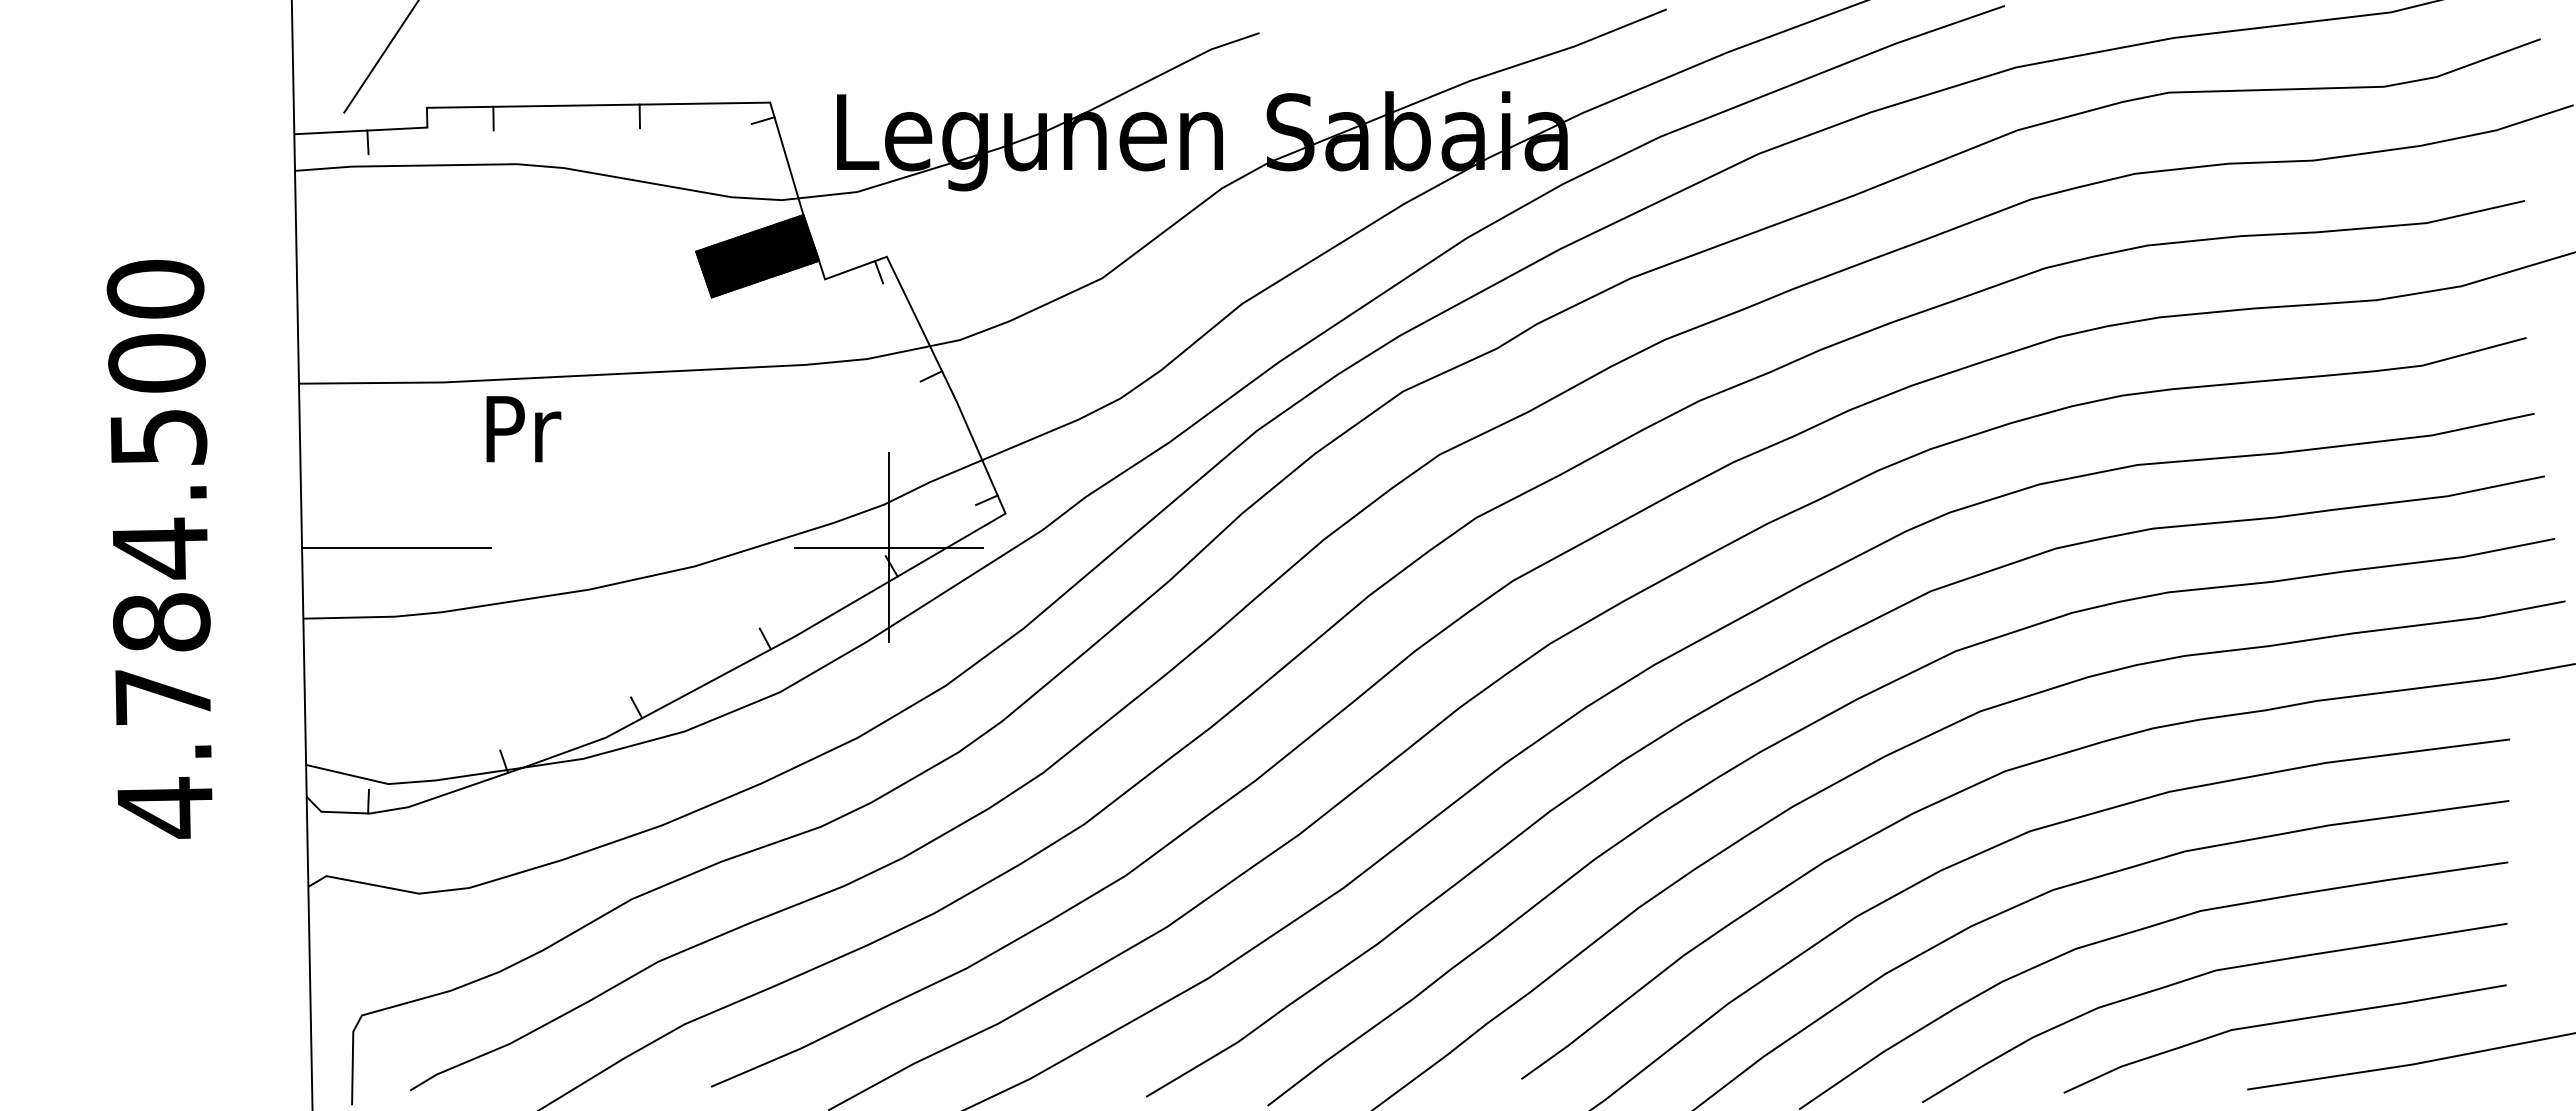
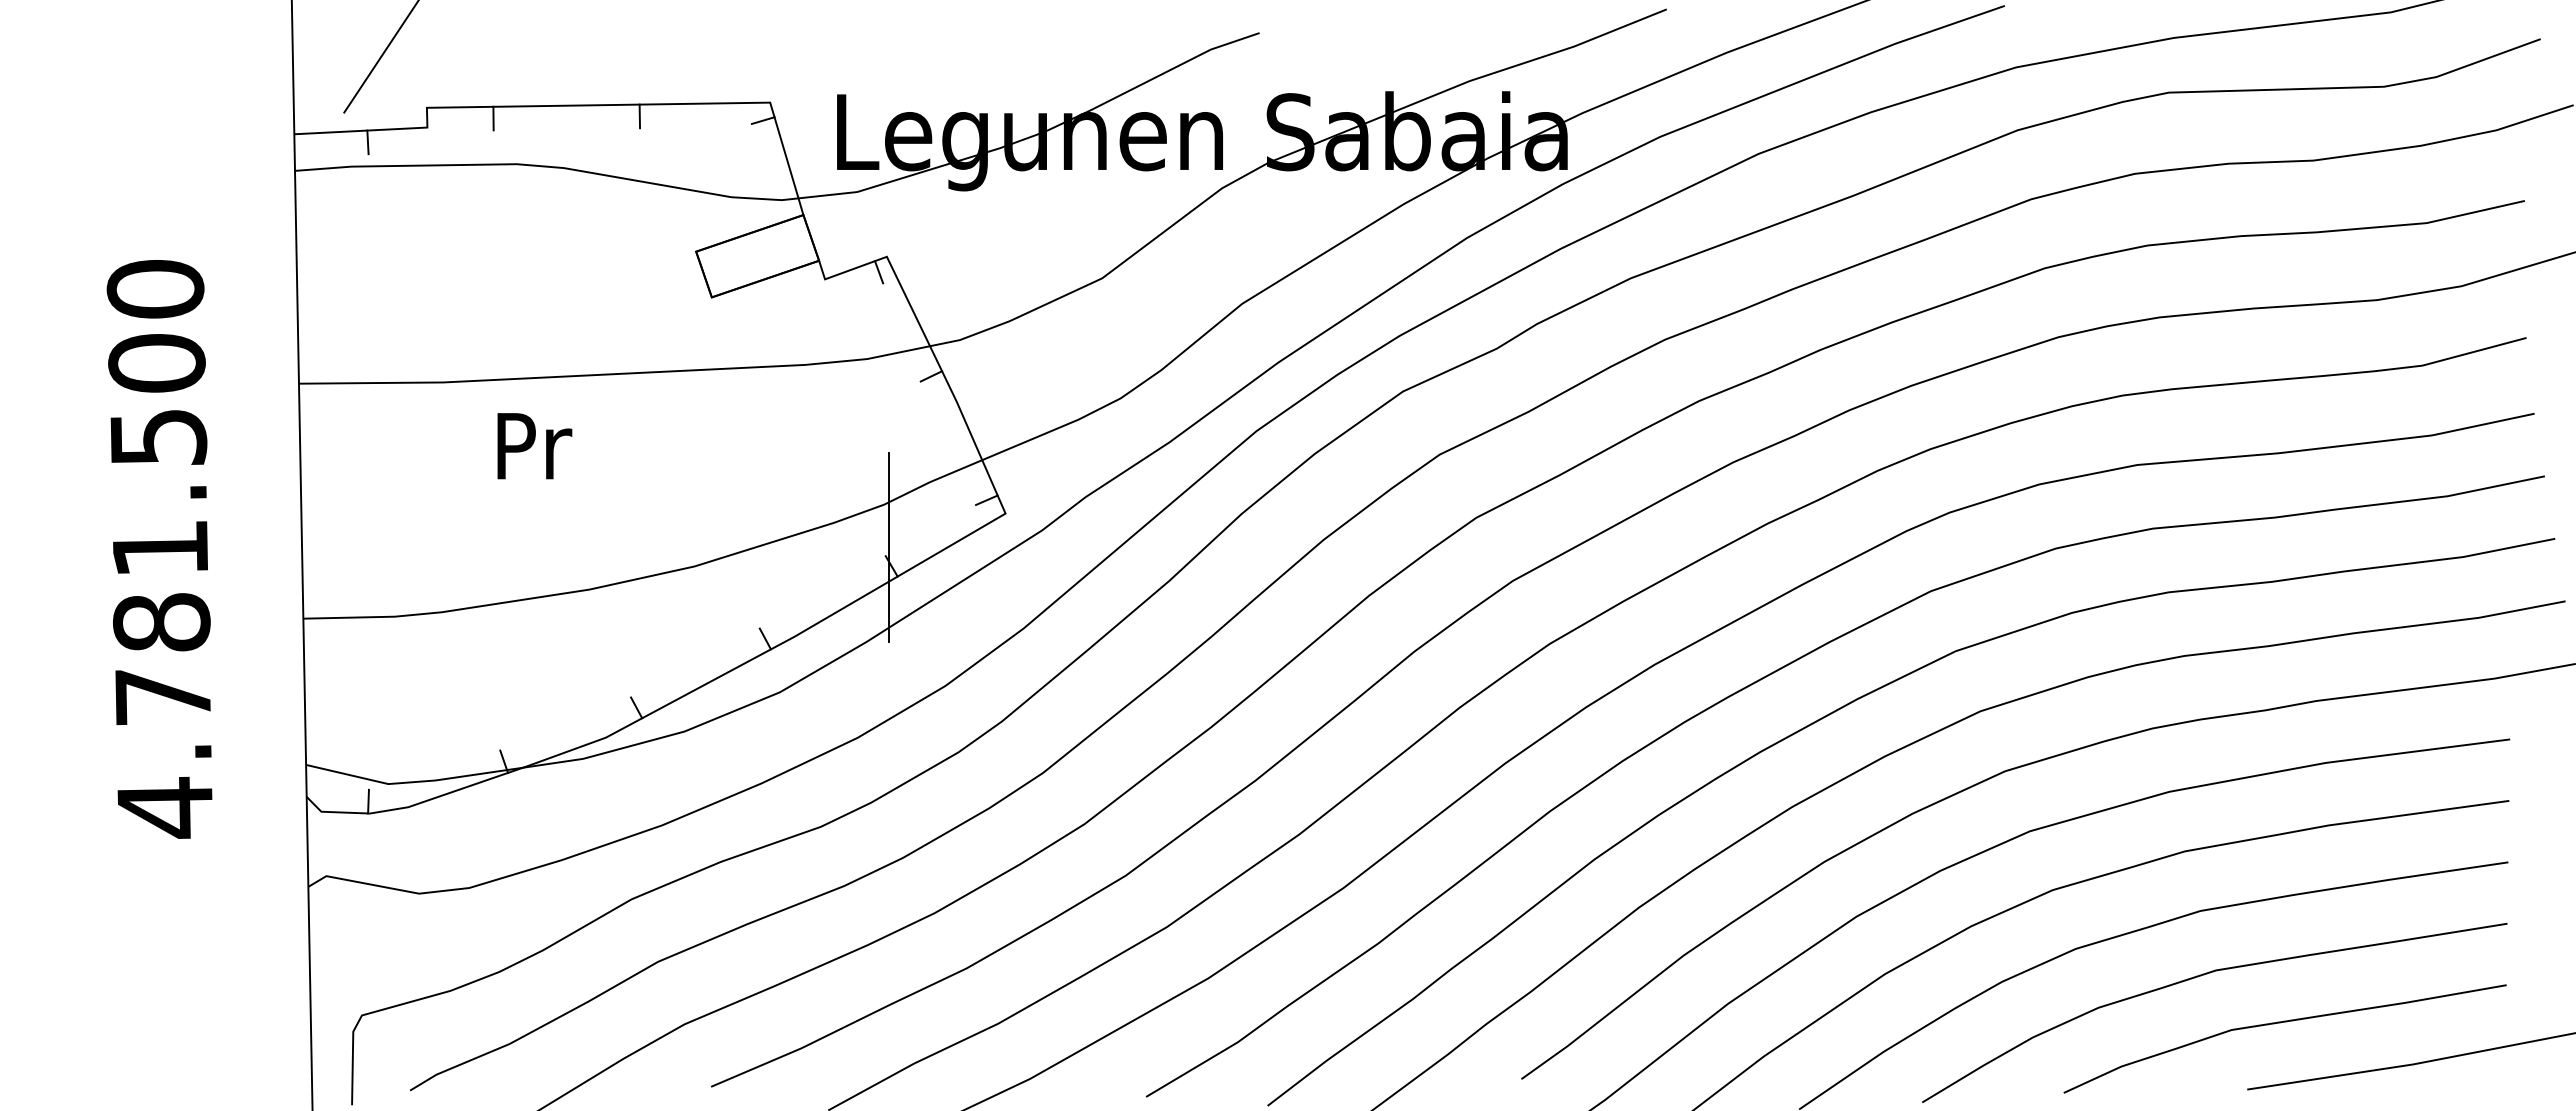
fill: present -> none (757, 256)
text position: (523, 429) -> (534, 446) (534, 446)
line: present -> none (396, 547)
line: present -> none (888, 547)
text: 4.784.500 -> 4.781.500 (159, 548)
